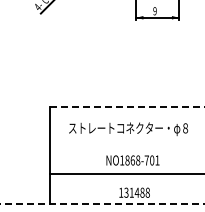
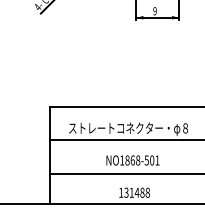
line: dashed -> solid (127, 107)
line: none -> present (125, 140)
text: NO1868-701 -> NO1868-501 (146, 160)
line: dashed -> solid (102, 203)
